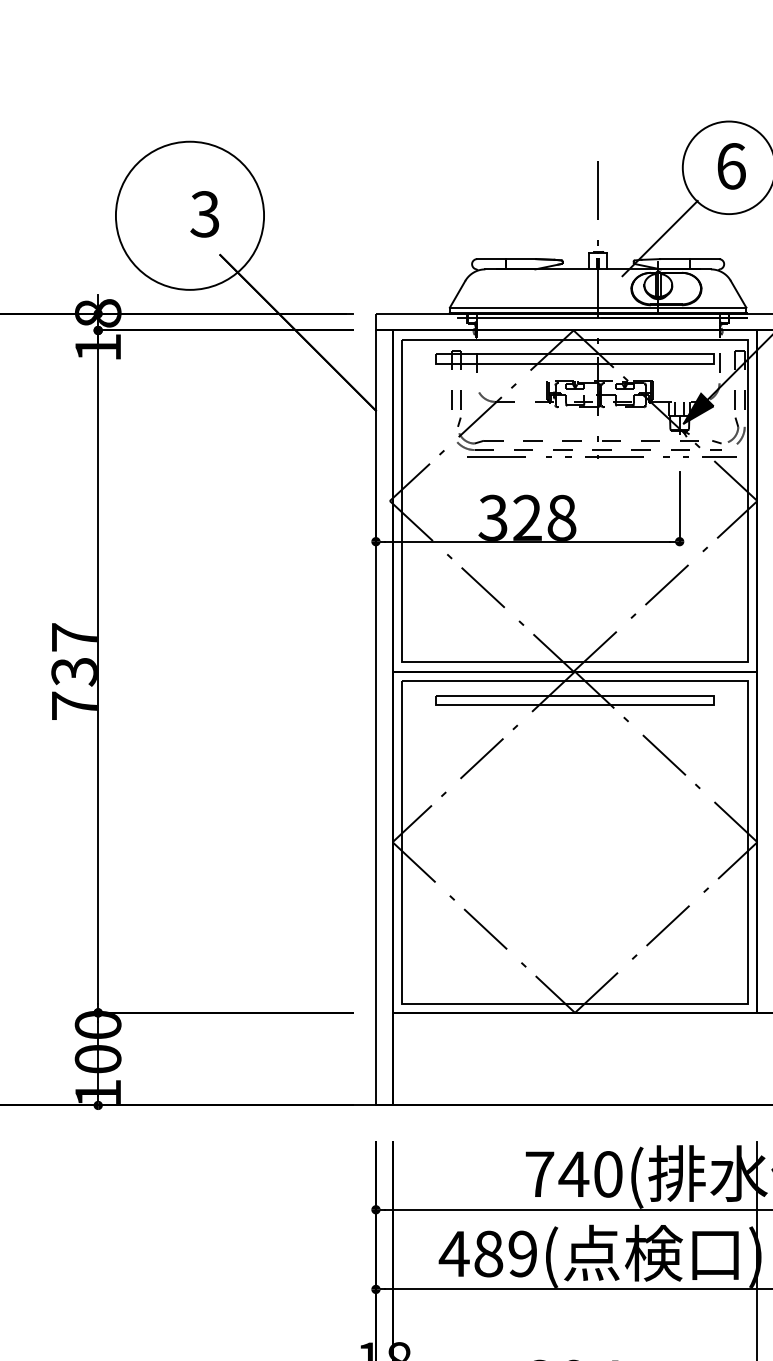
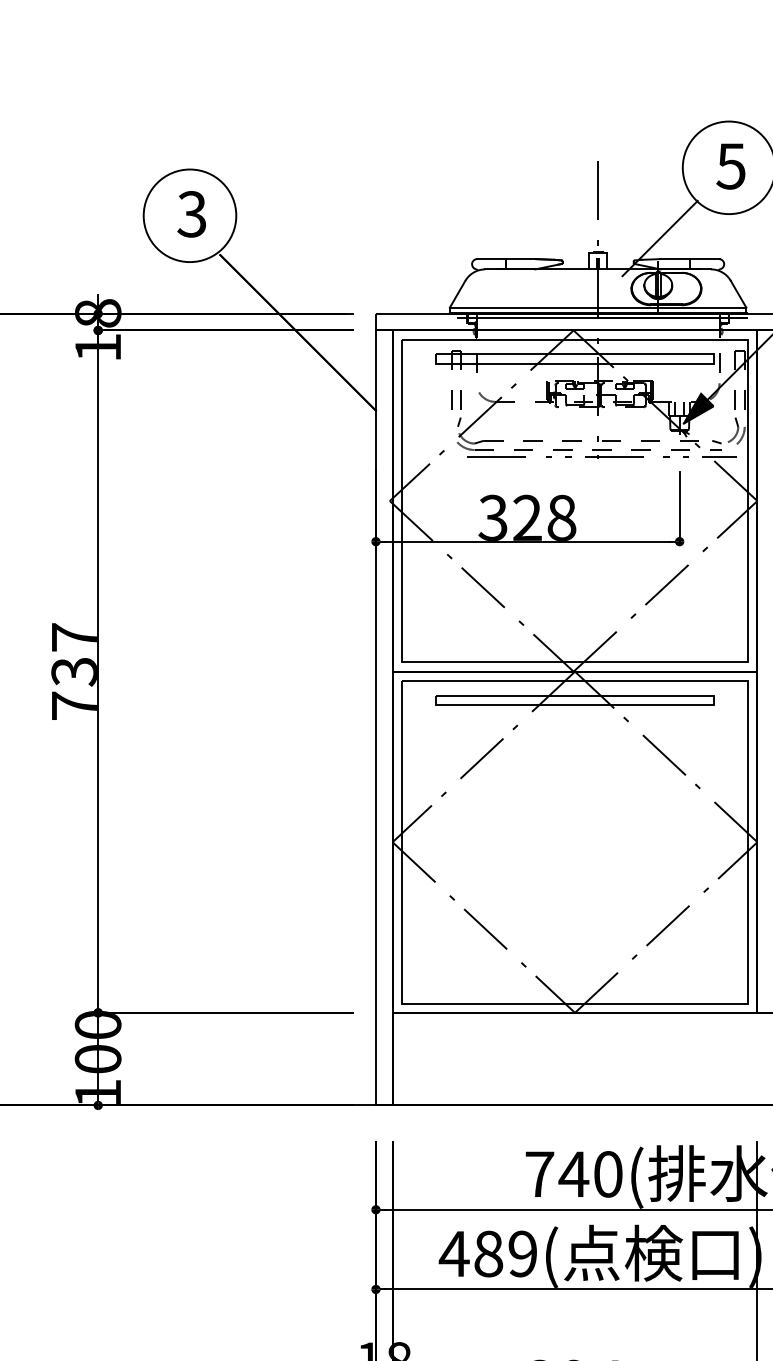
text: 6 -> 5 (730, 166)
text position: (204, 214) -> (191, 214) (191, 214)
circle diameter: 148 px -> 93 px (189, 215)
